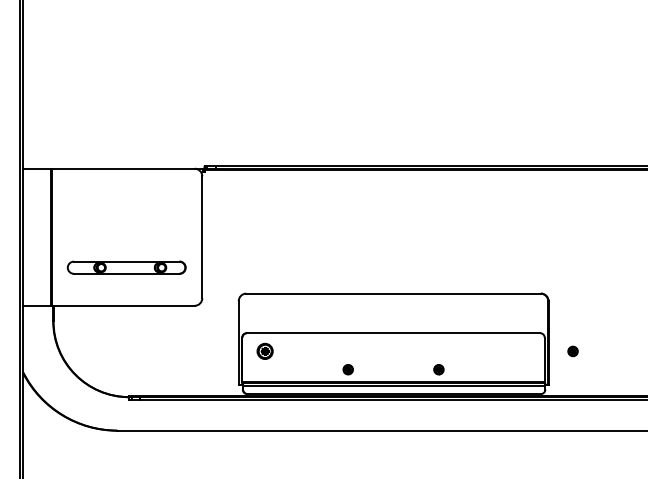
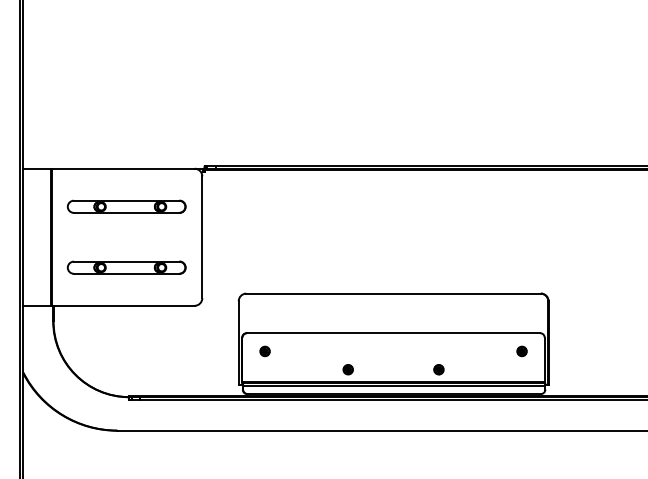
part: none -> present (126, 206)
part size: 18x18 px -> 12x13 px (264, 351)
part position: (572, 351) -> (521, 351) (521, 351)
